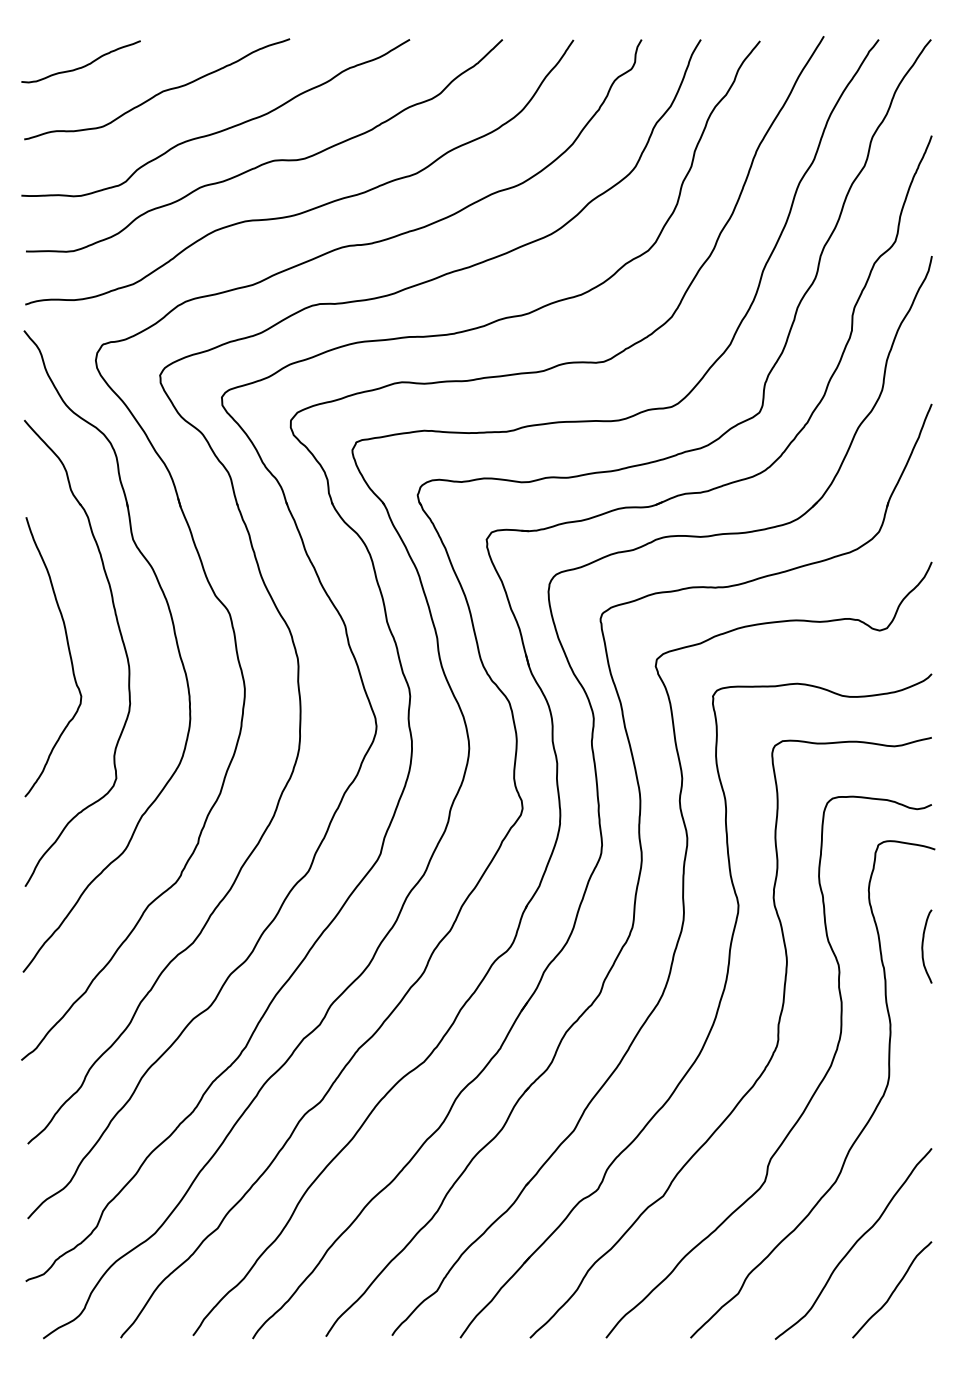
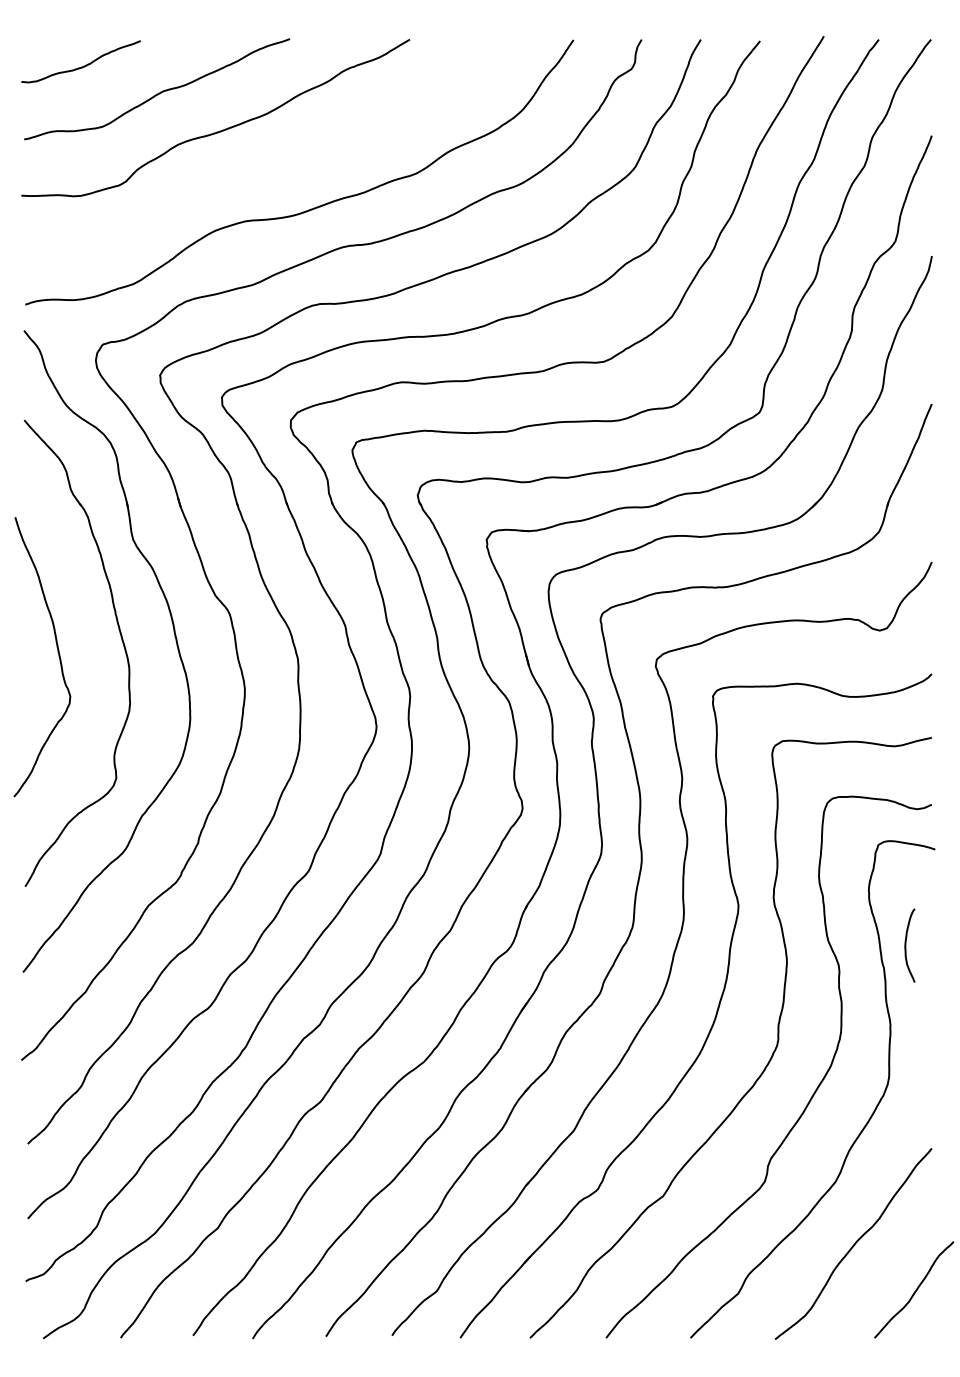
curve: present -> none (270, 160)
curve position: (68, 652) -> (57, 652) (57, 652)
curve position: (923, 946) -> (906, 945) (906, 945)
curve position: (893, 1289) -> (915, 1289) (915, 1289)
